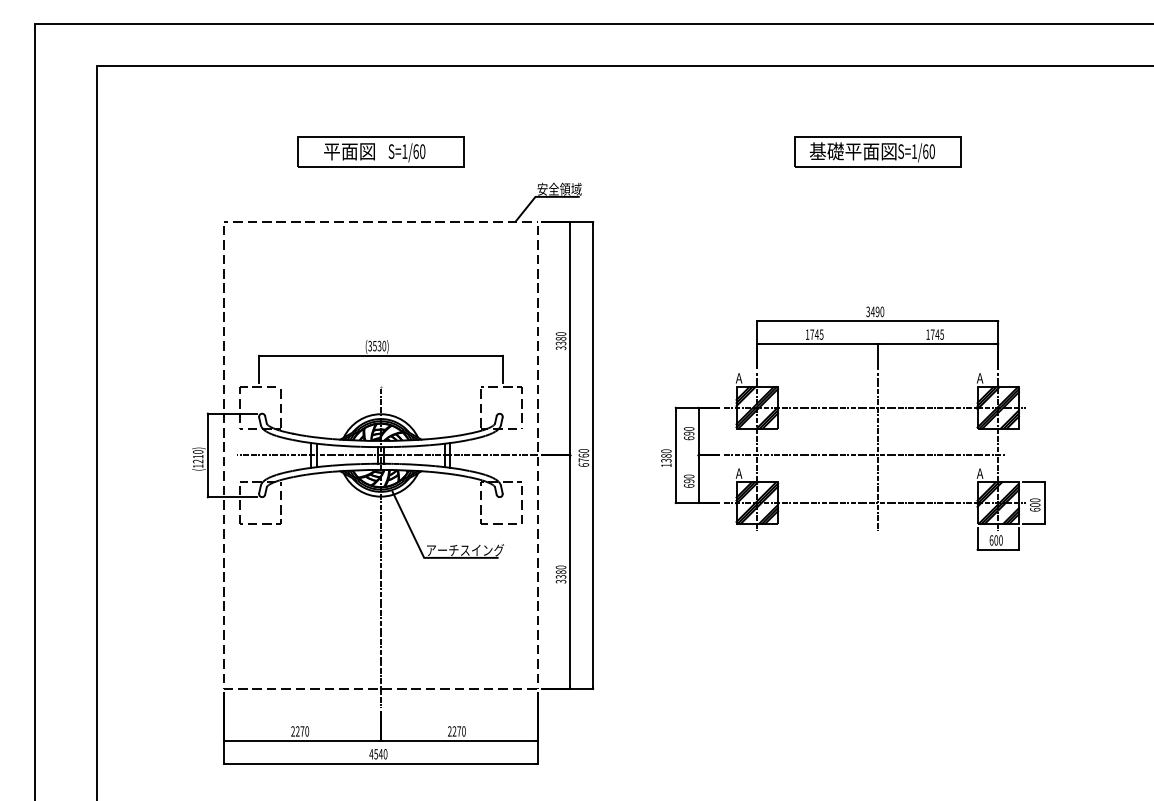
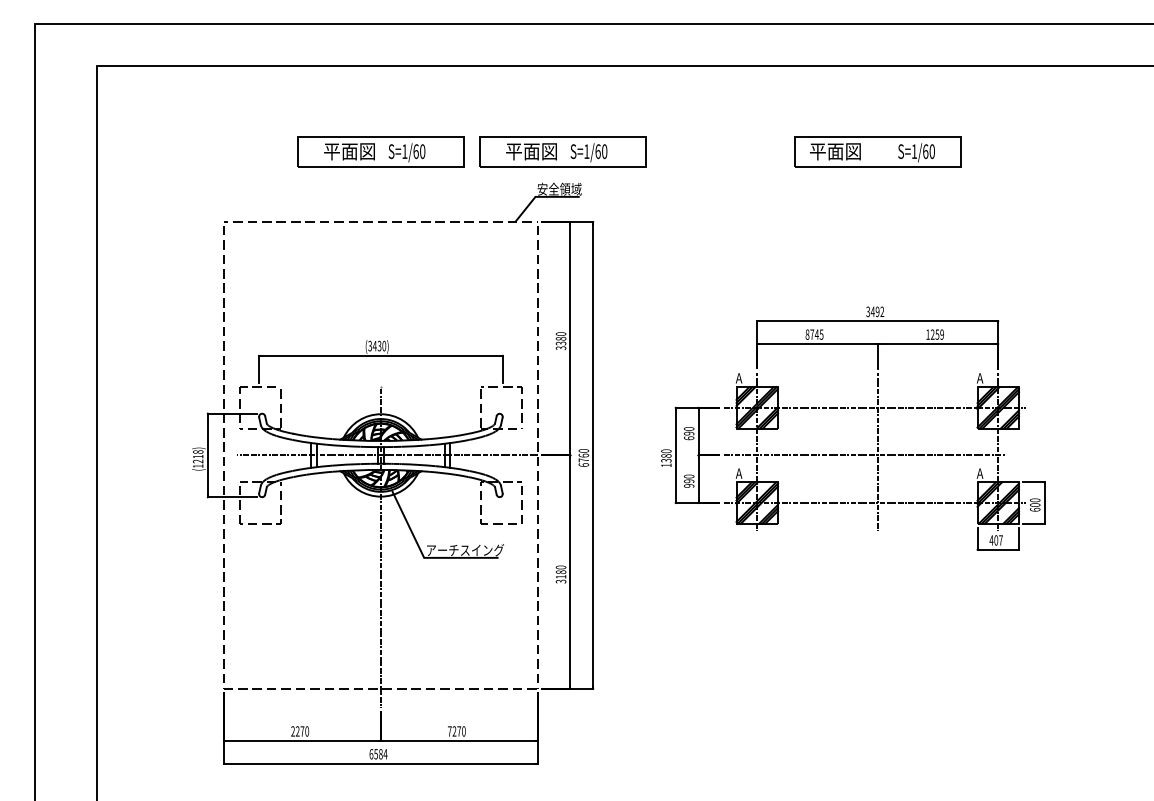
part: none -> present (562, 151)
text: 基礎平面図 -> 平面図 (852, 151)
text: 3490 -> 3492 (882, 311)
text: 1745 -> 8745 (807, 334)
text: 1745 -> 1259 (936, 334)
text: (3530) -> (3430) (374, 346)
text: (1210) -> (1218) (198, 451)
text: 690 -> 990 (689, 485)
text: 600 -> 407 (995, 540)
text: 3380 -> 3180 (560, 576)
text: 2270 -> 7270 (449, 731)
text: 4540 -> 6584 (378, 754)
